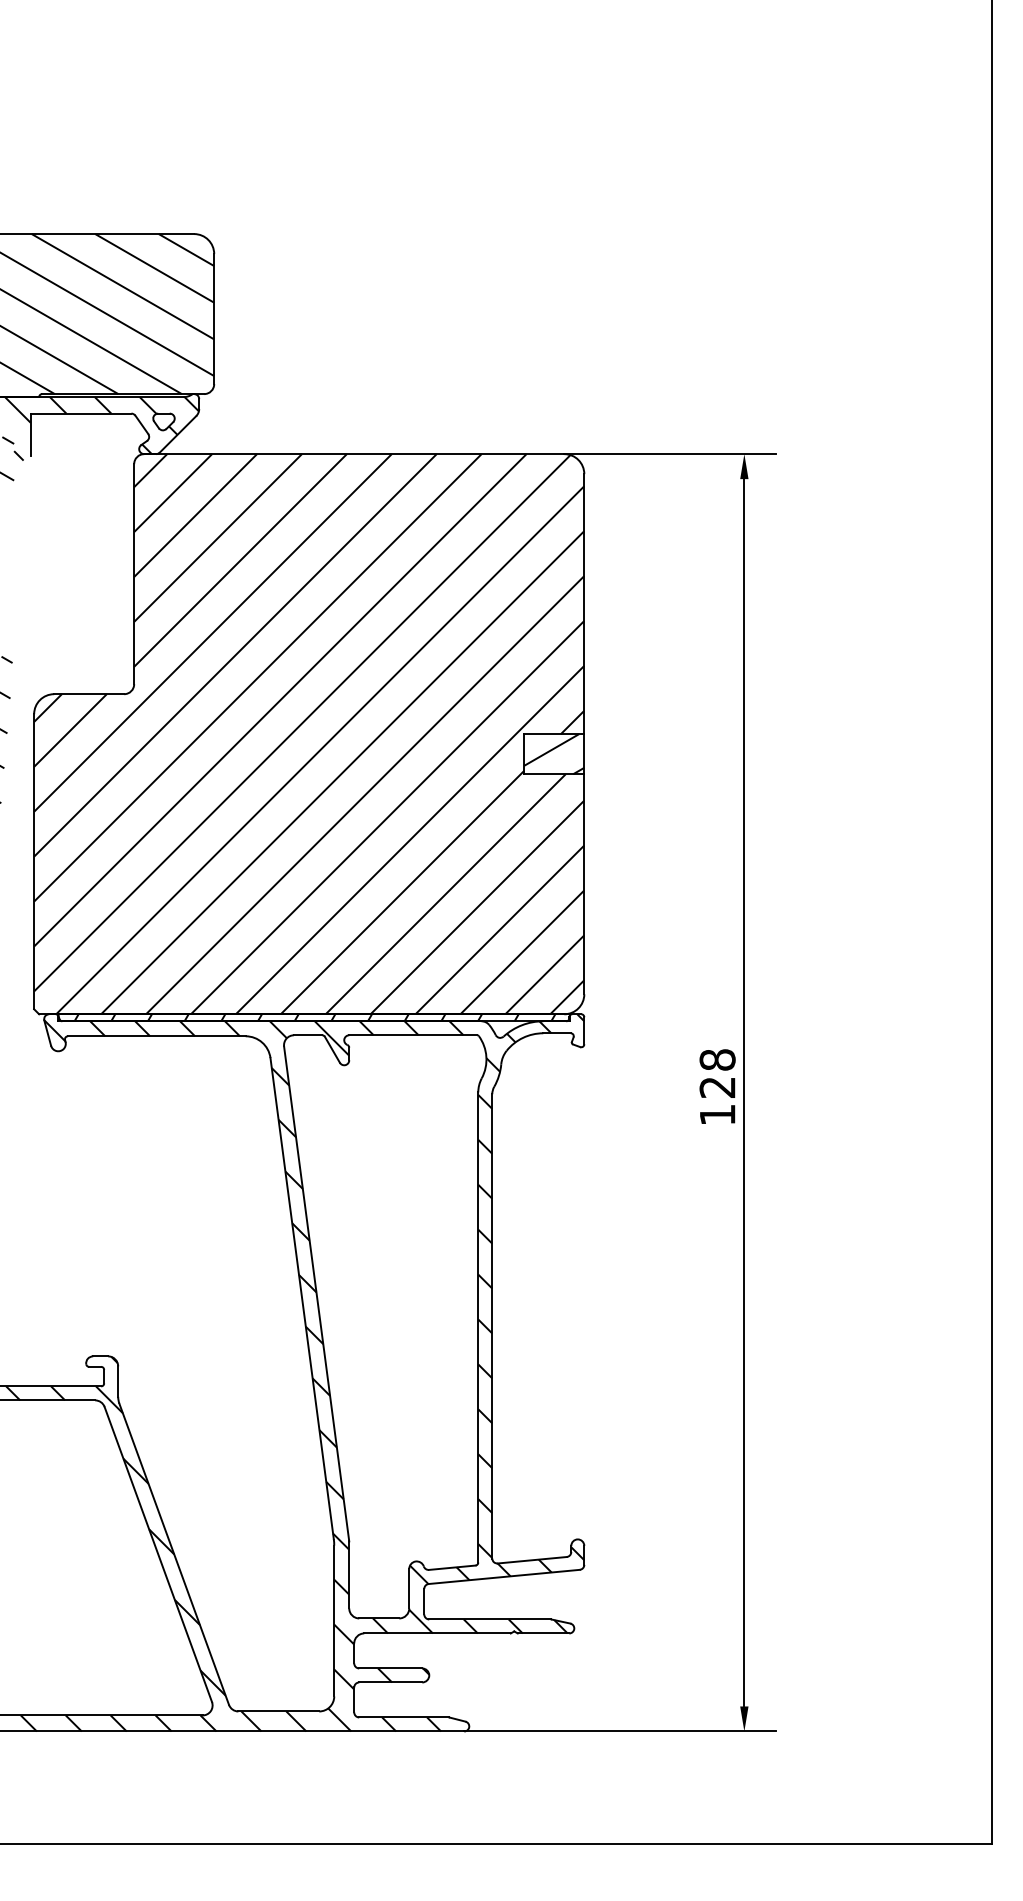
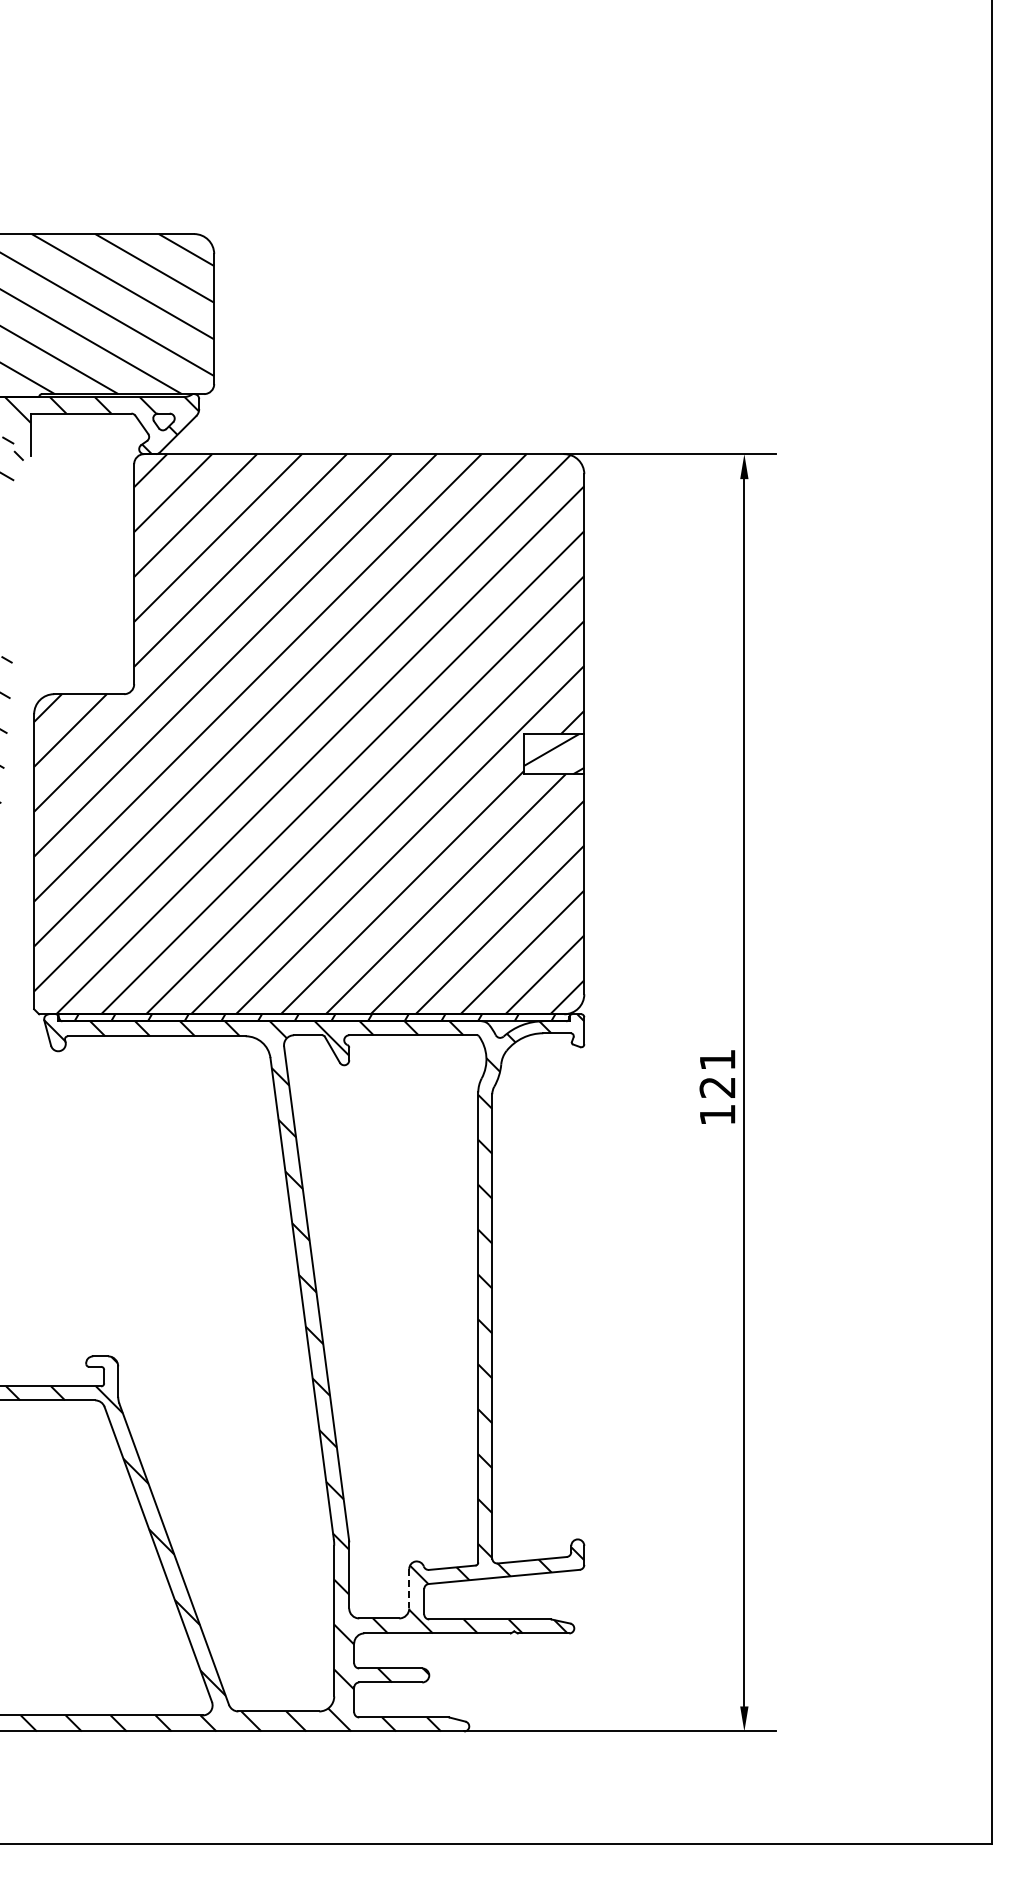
text: 128 -> 121 (717, 1059)
line: solid -> dashed (409, 1588)
